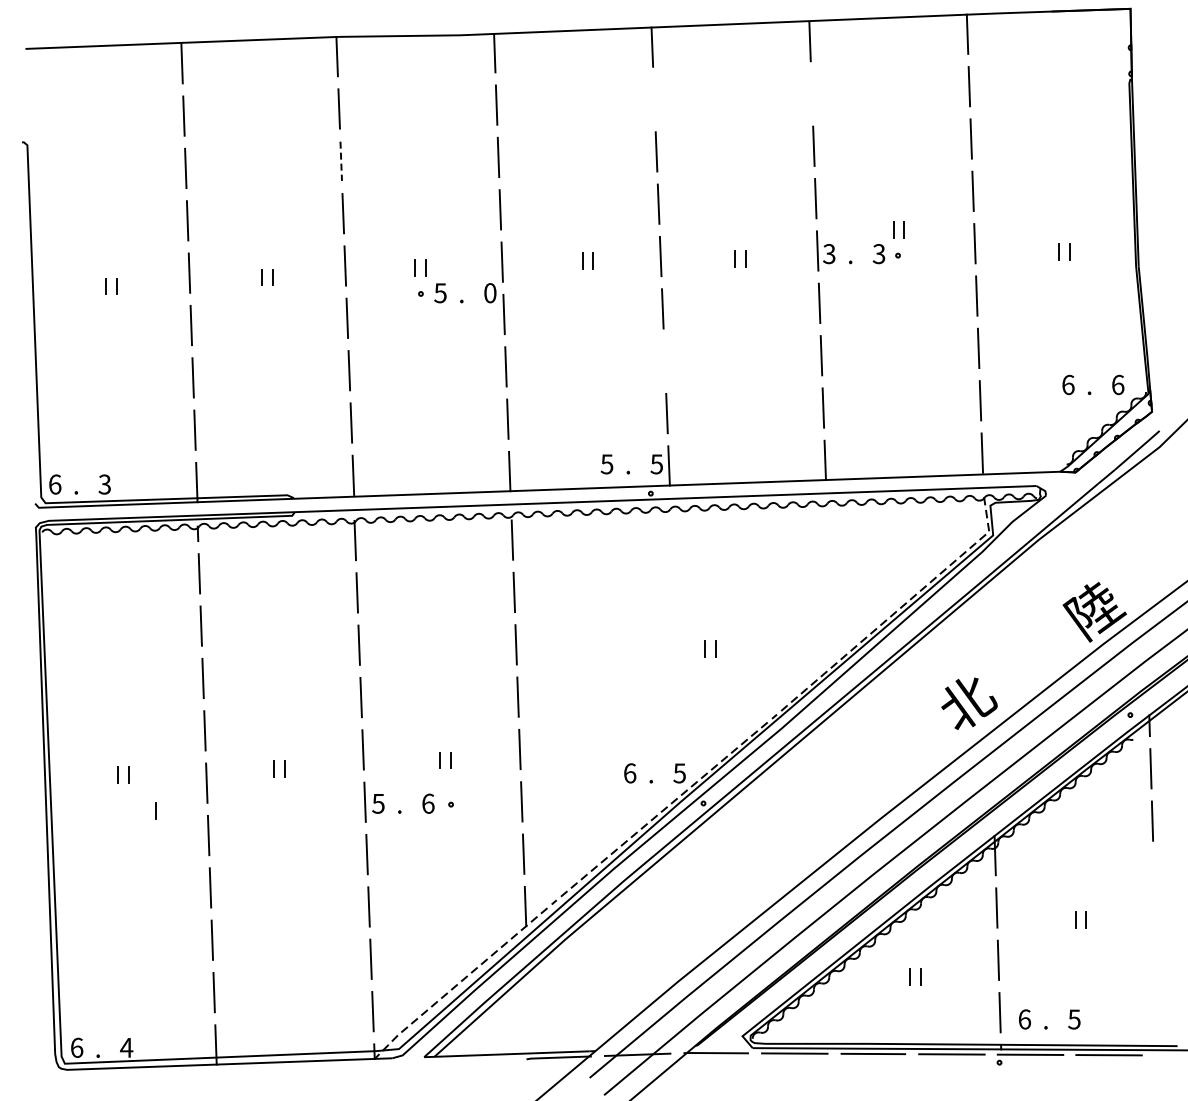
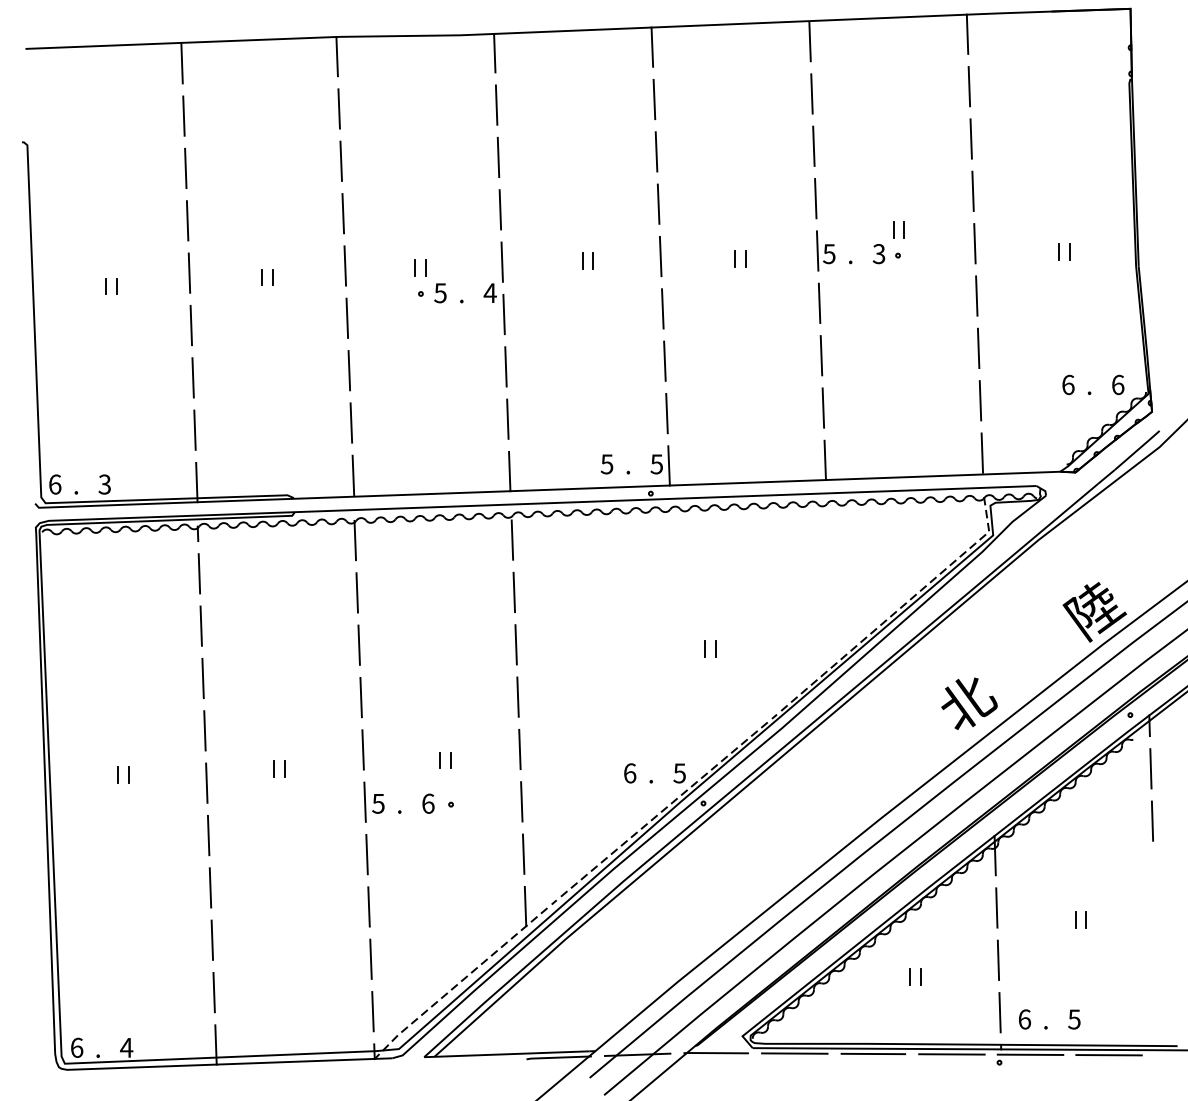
line: none -> present (811, 93)
line: none -> present (654, 99)
line: dashed -> solid (341, 161)
text: 3 -> 5 (829, 253)
text: 0 -> 4 (489, 293)
line: none -> present (664, 360)
line: present -> none (155, 810)
